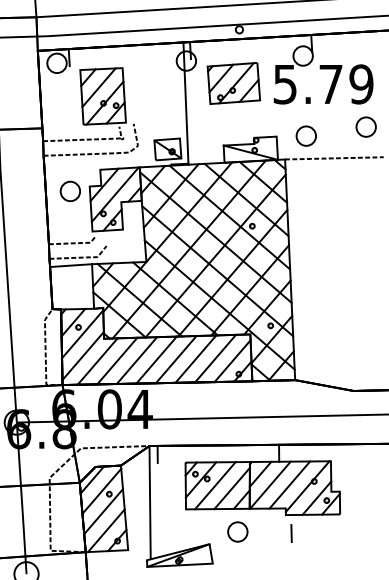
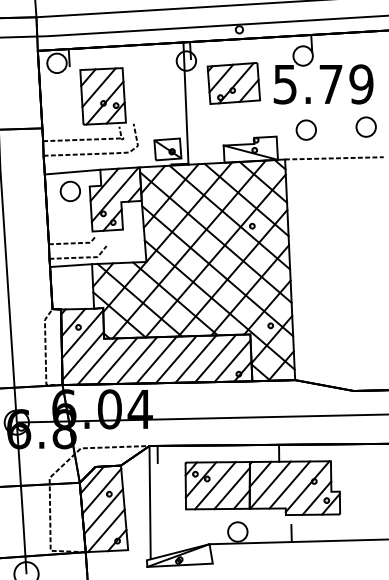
part position: (305, 135) -> (305, 129) (305, 129)
line: none -> present (72, 171)
line: none -> present (297, 541)
